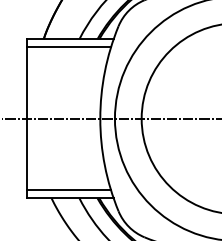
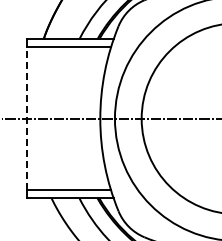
line: solid -> dashed (27, 118)
